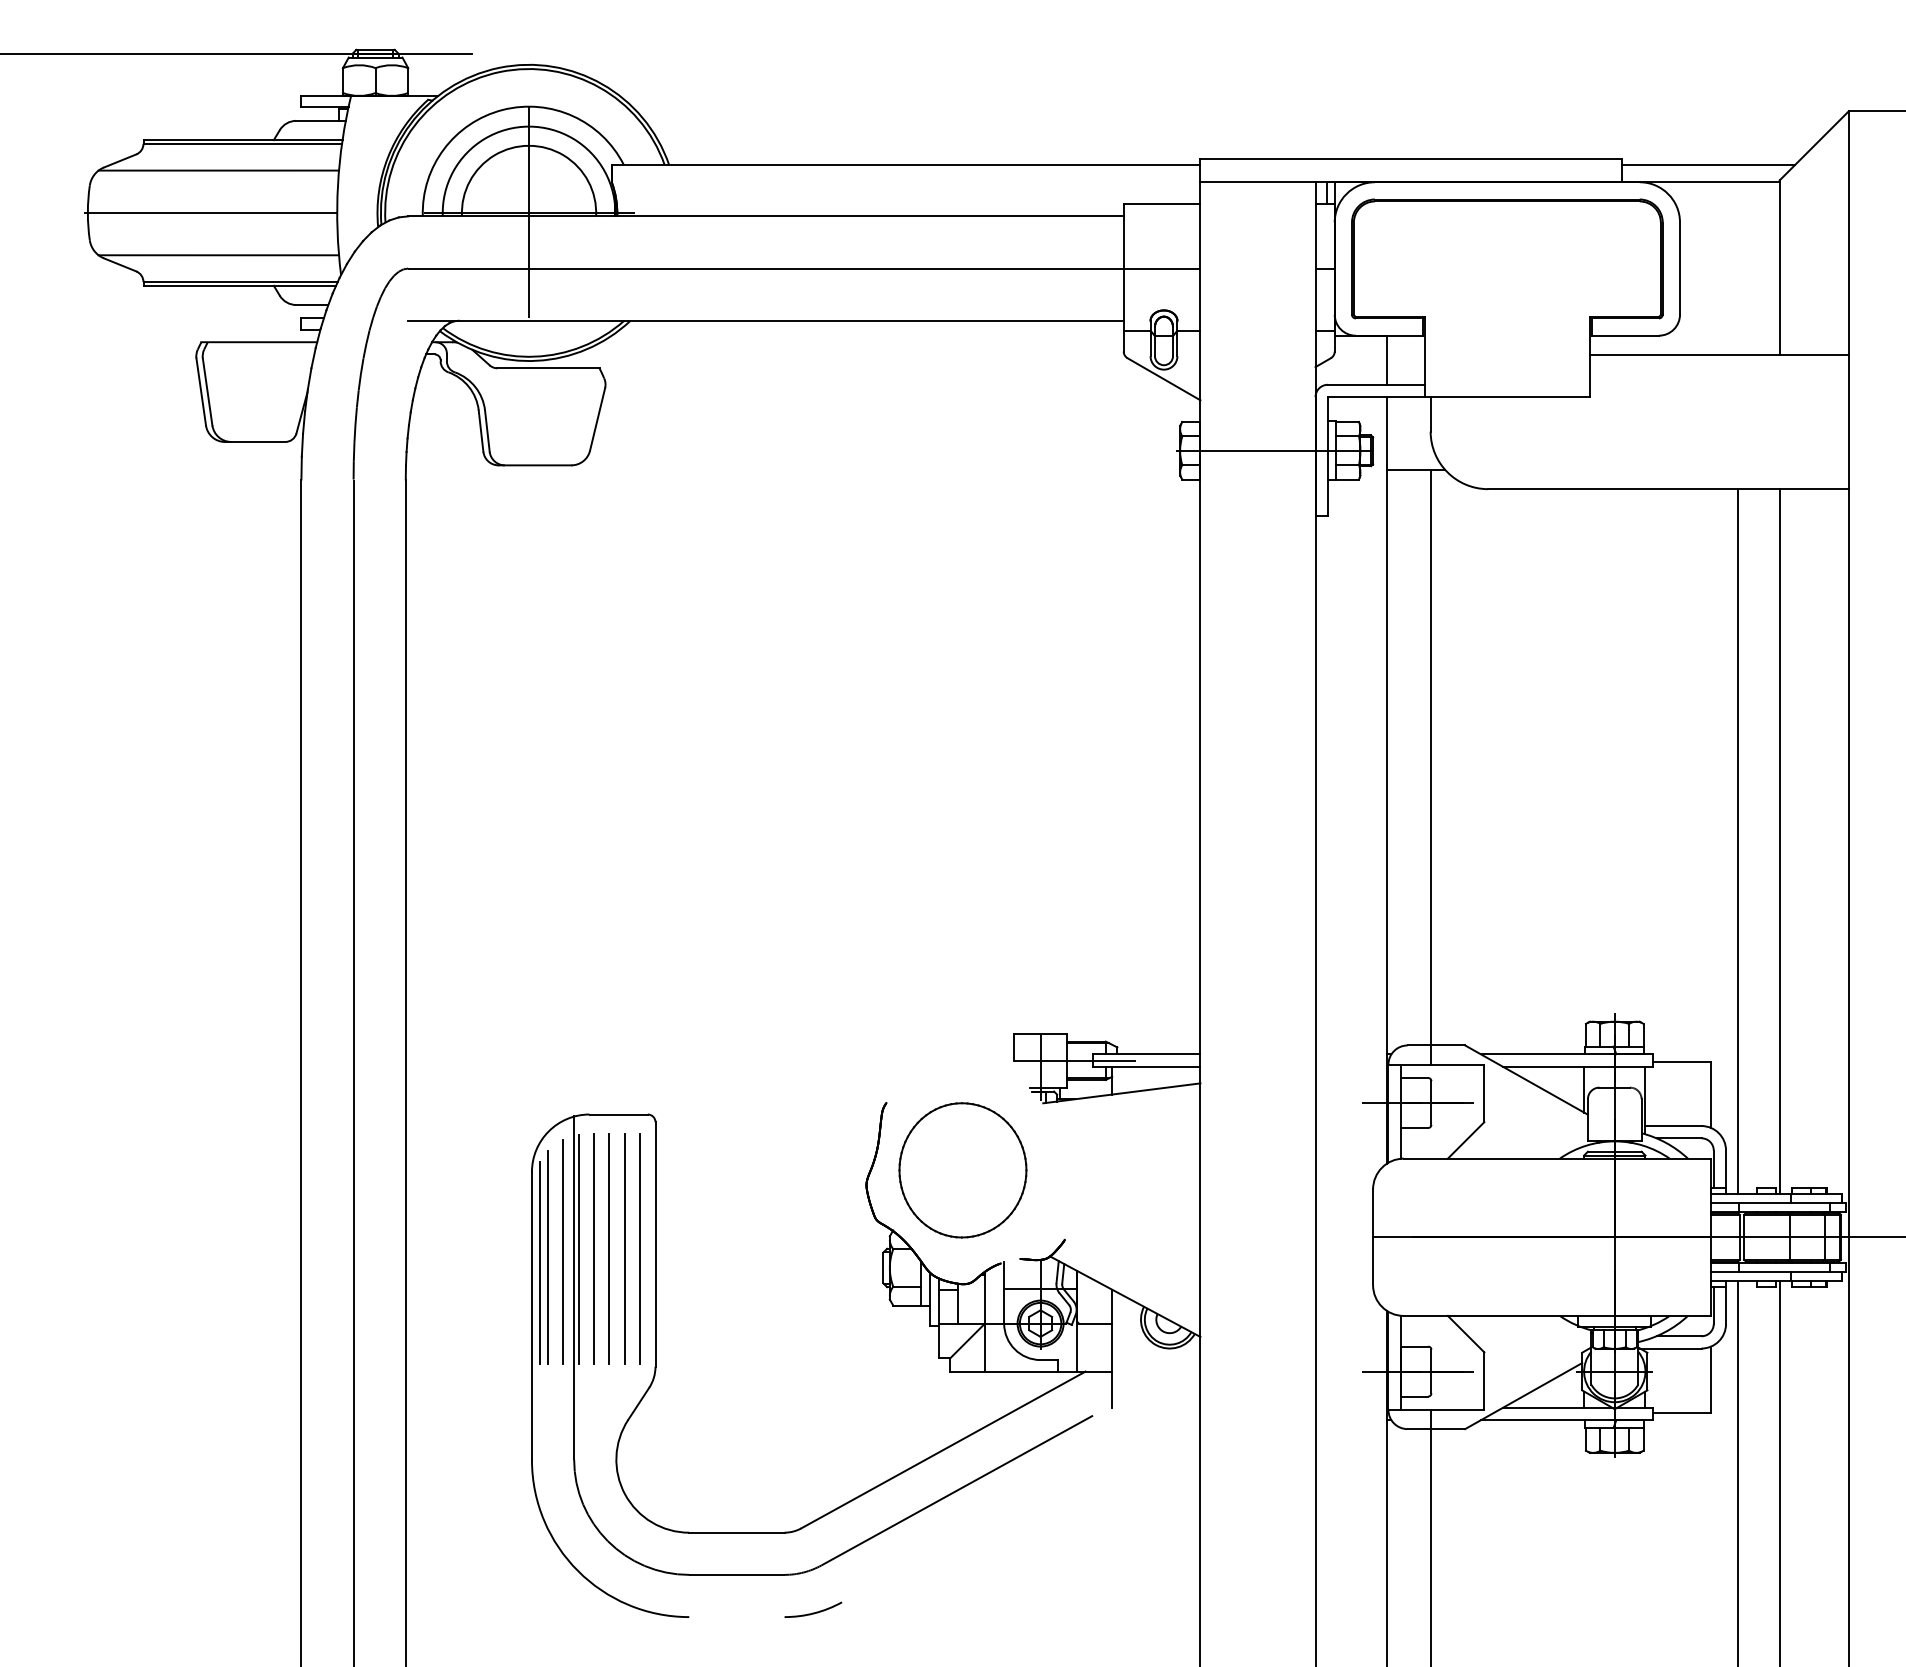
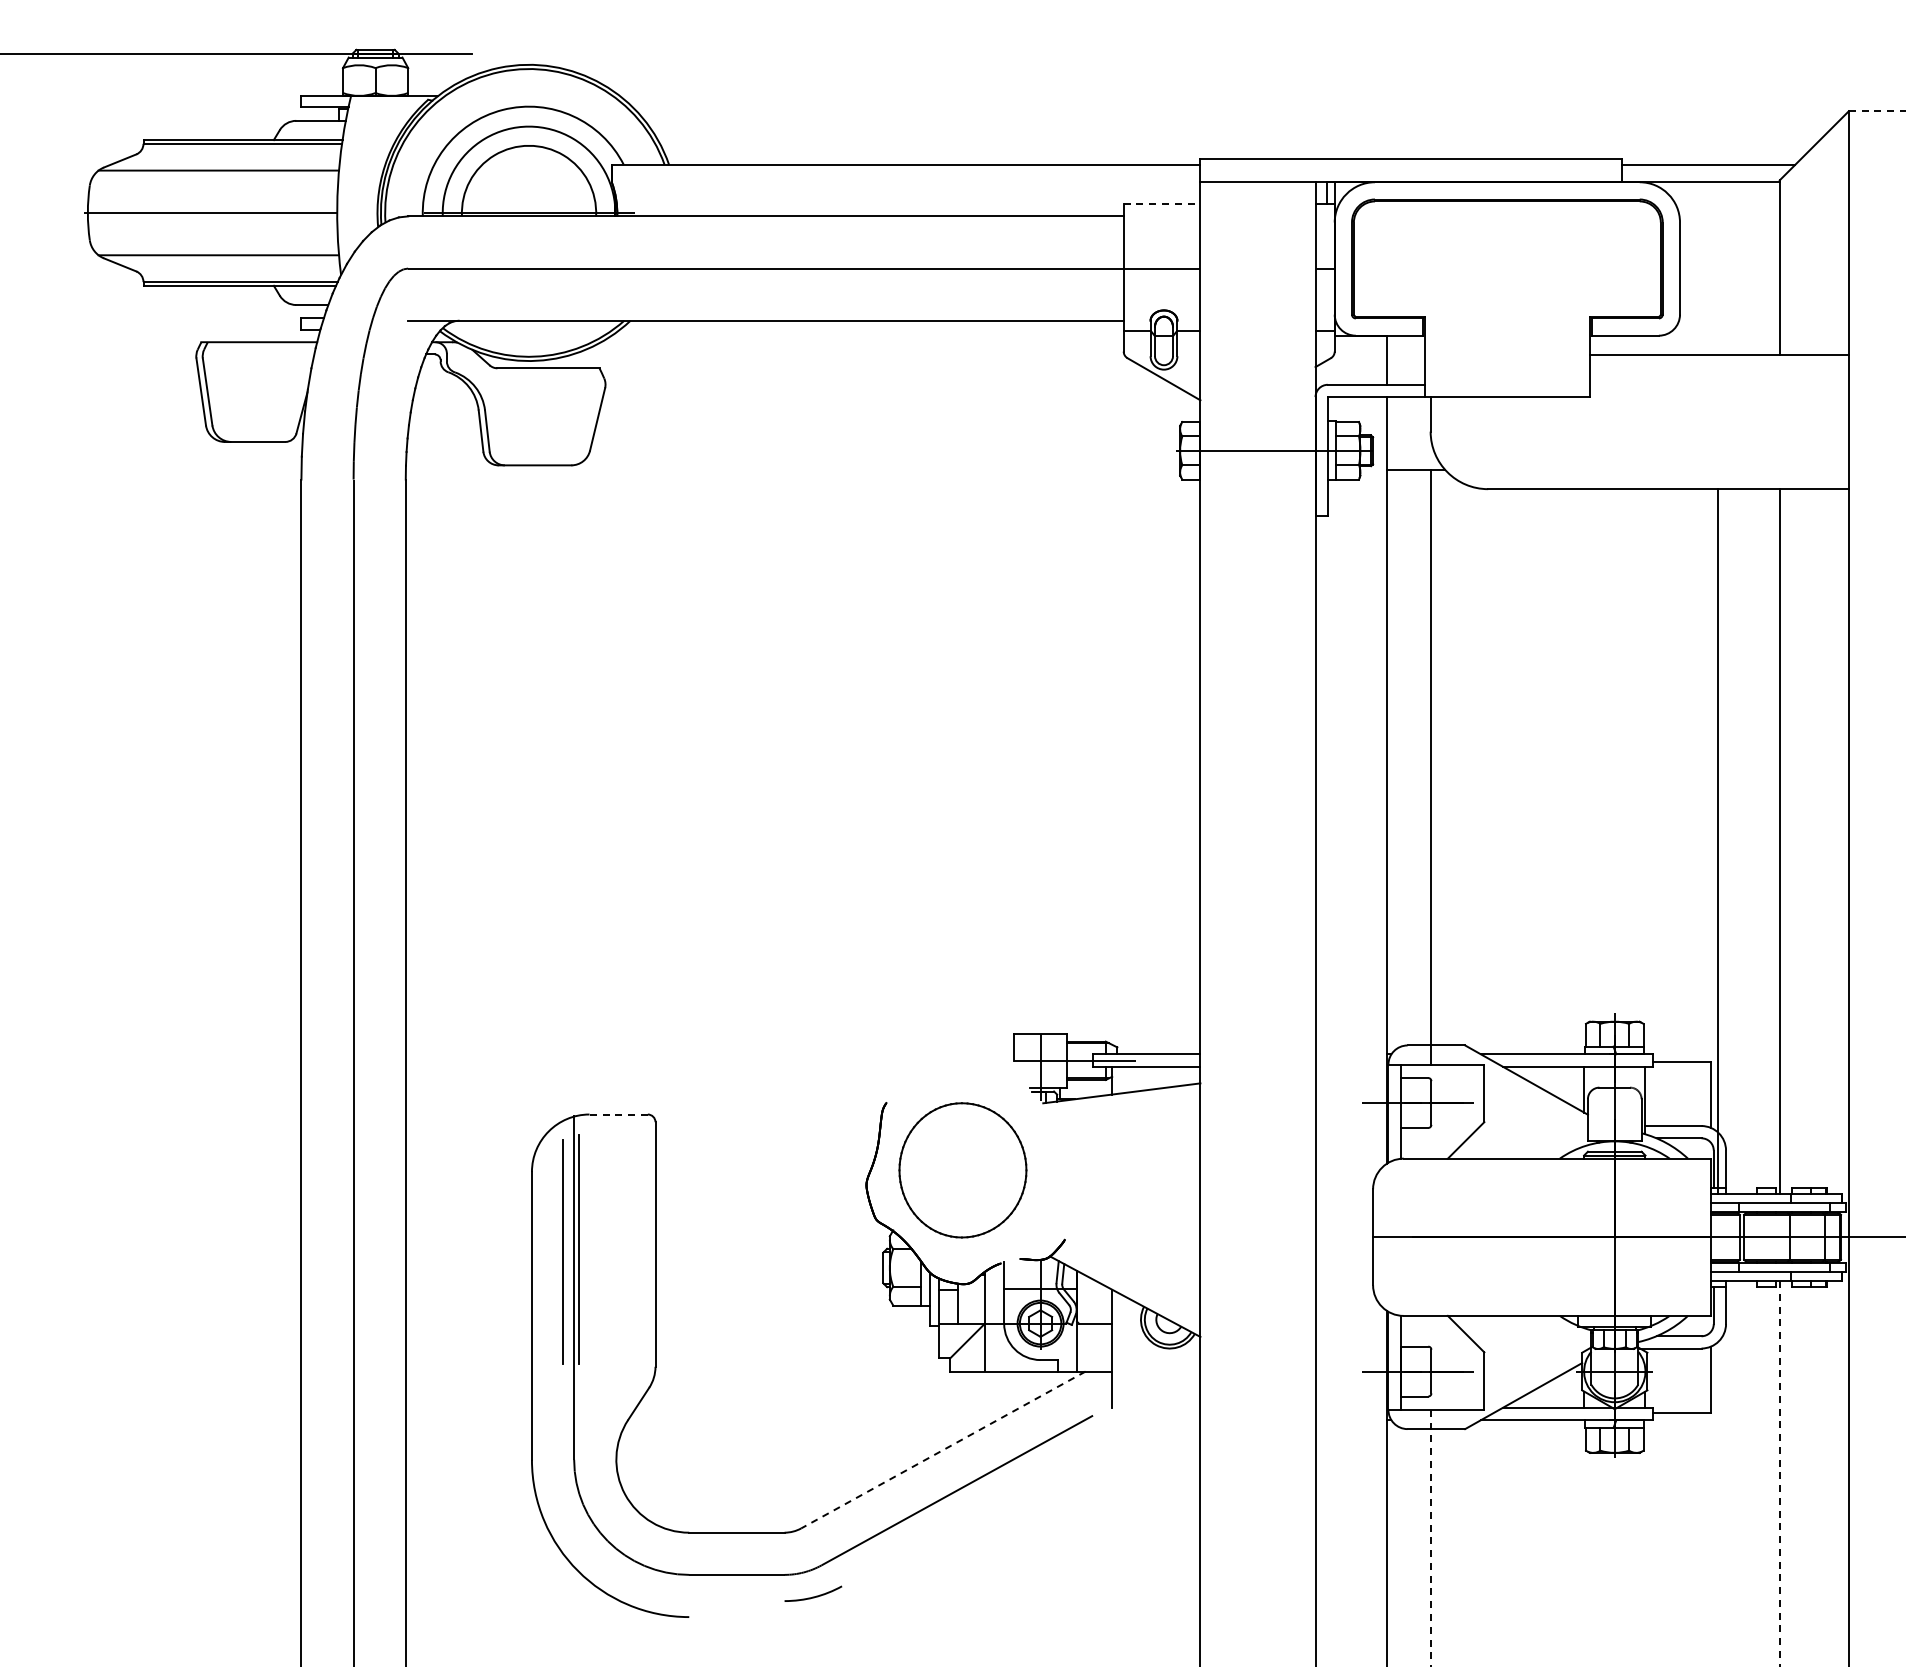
line: solid -> dashed (1877, 111)
line: solid -> dashed (1162, 203)
line: present -> none (529, 212)
line position: (1737, 841) -> (1717, 841) (1717, 841)
line: solid -> dashed (618, 1114)
line: present -> none (594, 1248)
line: present -> none (609, 1248)
line: present -> none (624, 1248)
line: present -> none (639, 1248)
line: present -> none (548, 1257)
line: present -> none (539, 1262)
line: solid -> dashed (942, 1450)
line: present -> none (1737, 1472)
line: solid -> dashed (1779, 1473)
line: solid -> dashed (1430, 1538)
arc position: (813, 1612) -> (813, 1596) (813, 1596)
